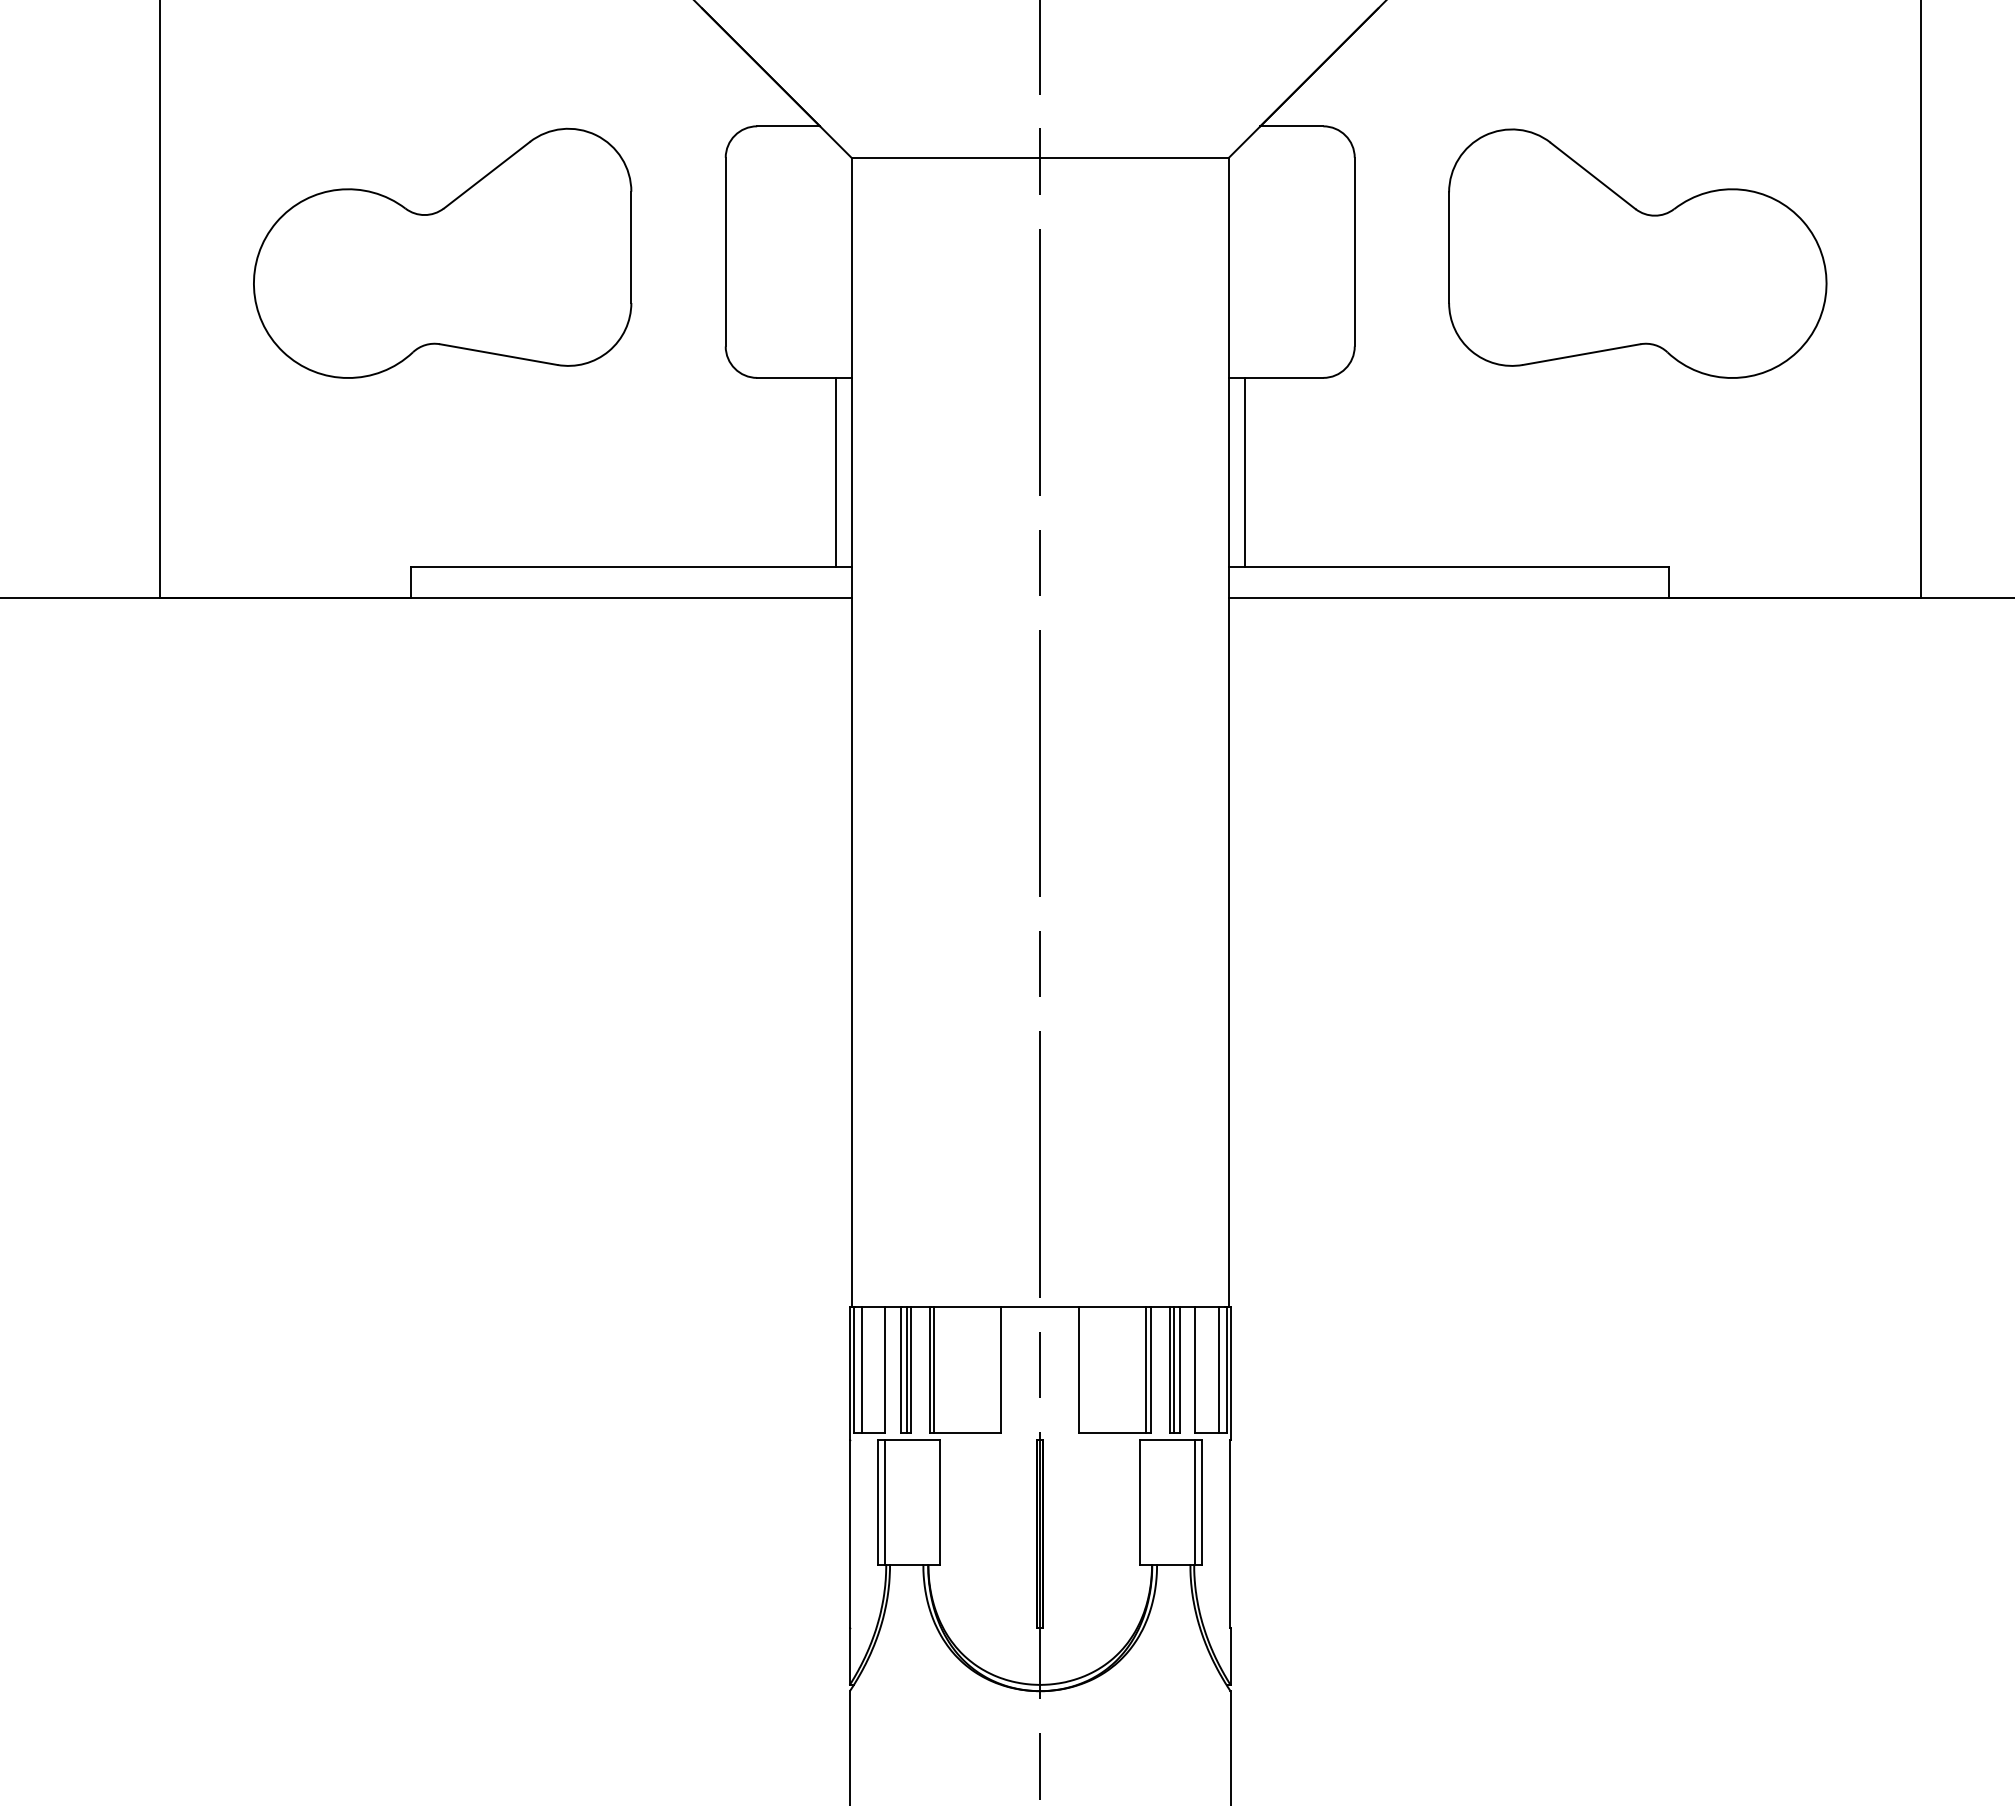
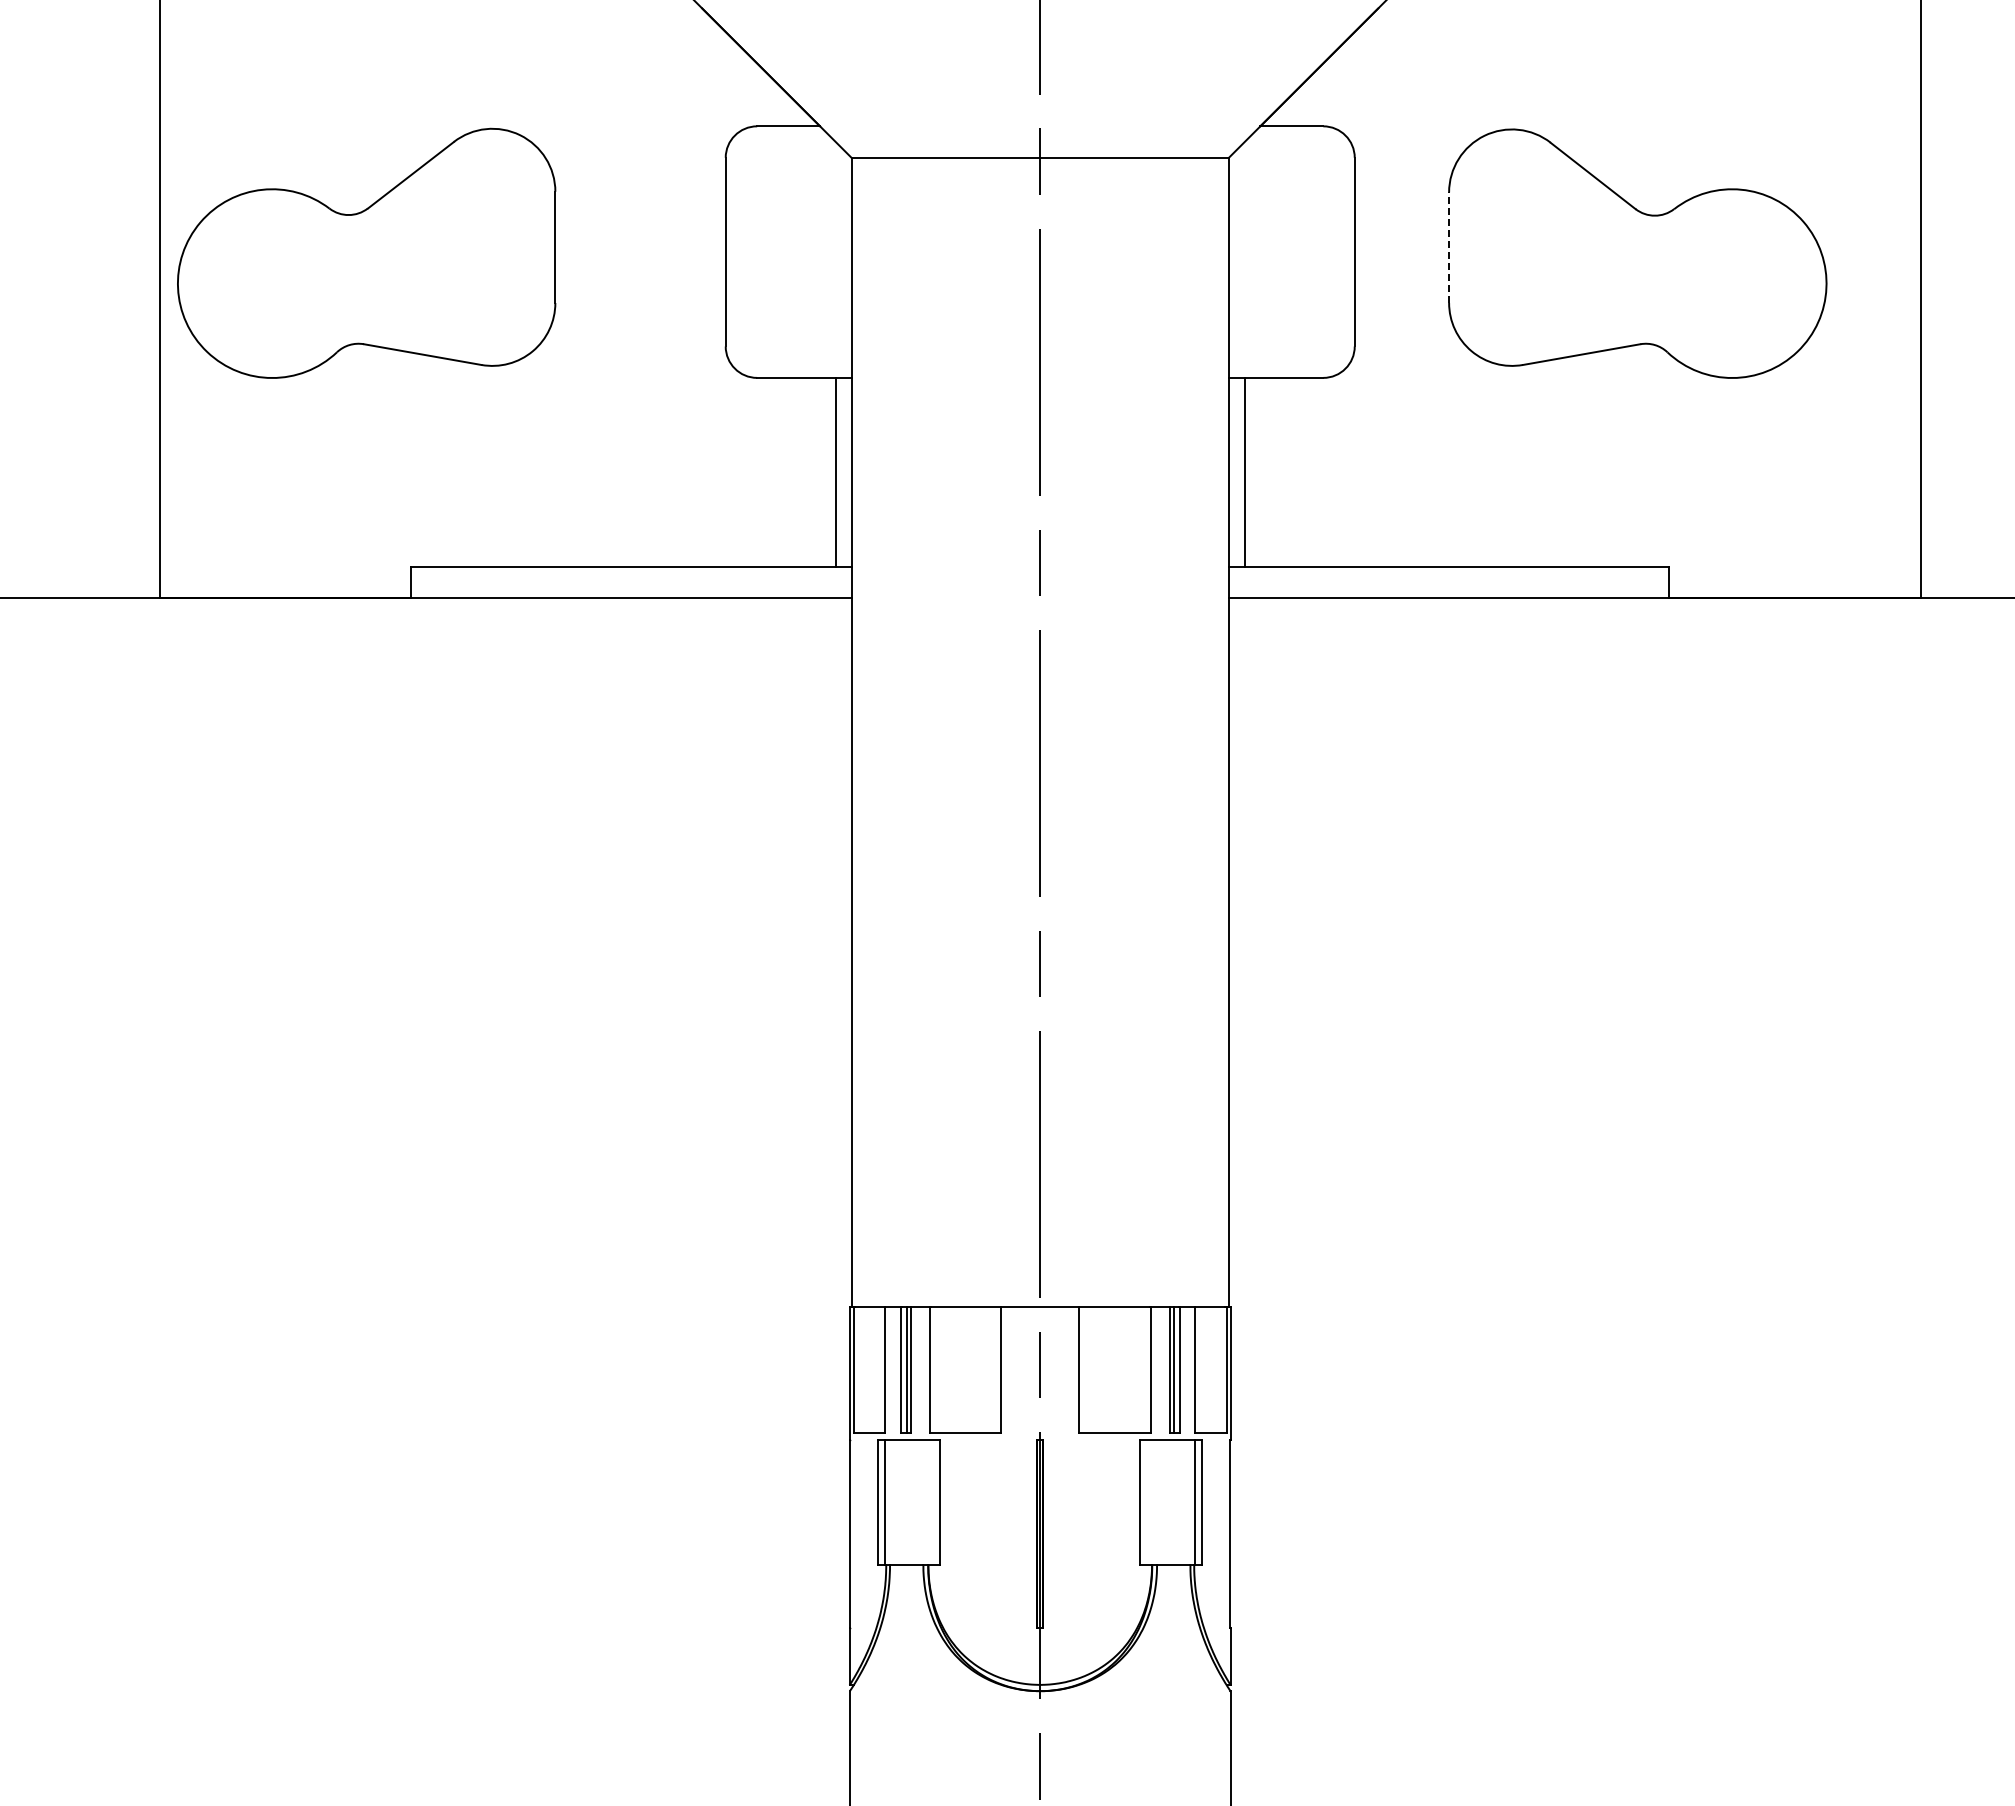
line: solid -> dashed (1449, 247)
part position: (442, 252) -> (366, 252) (366, 252)
line: present -> none (861, 1370)
line: present -> none (934, 1370)
line: present -> none (1146, 1370)
line: present -> none (1218, 1370)
